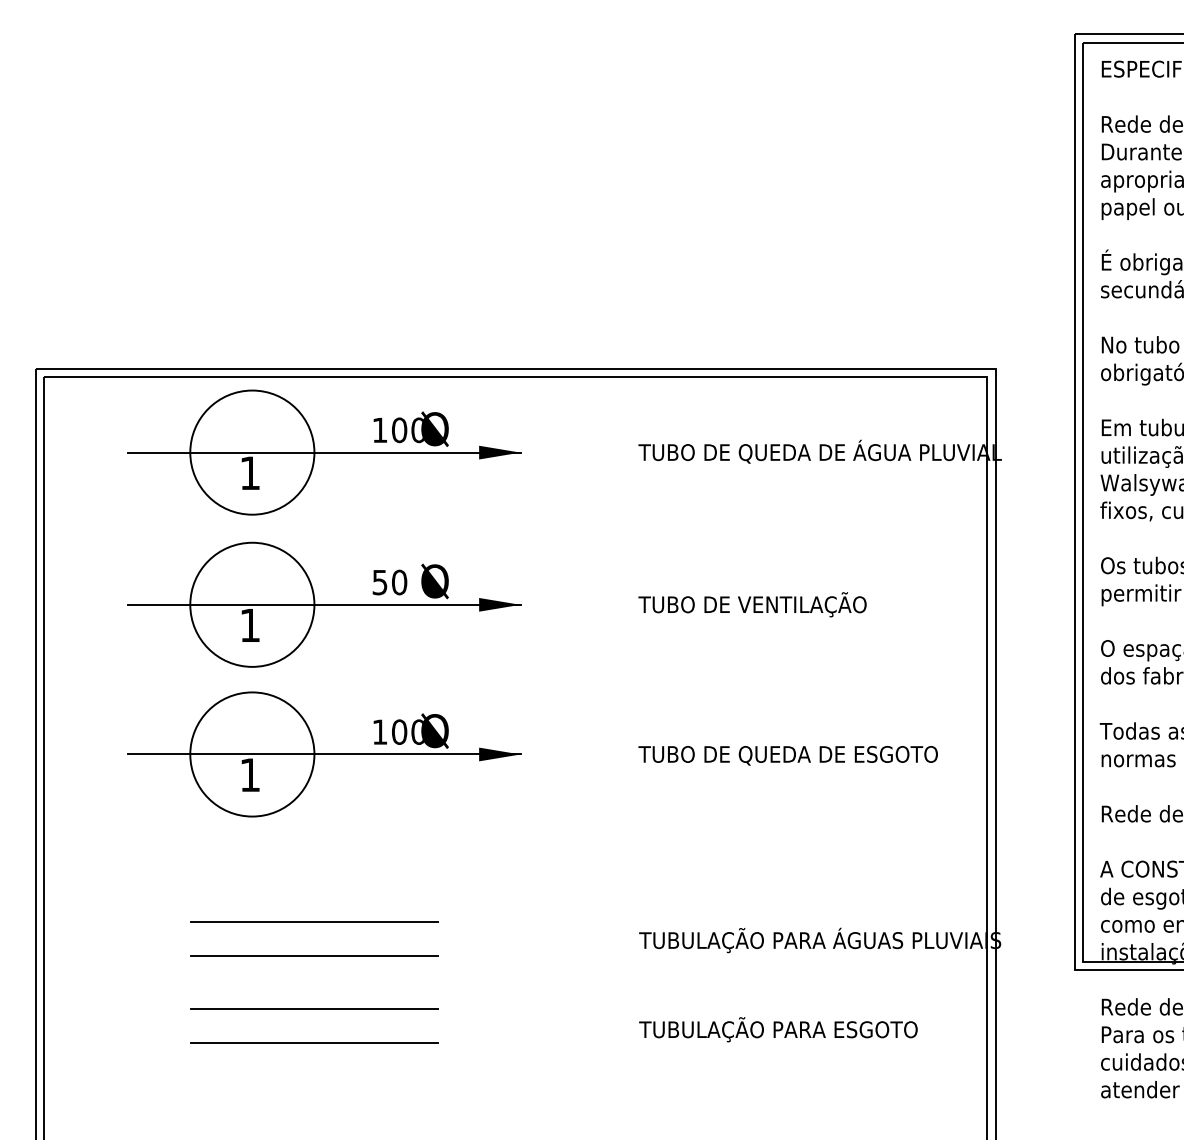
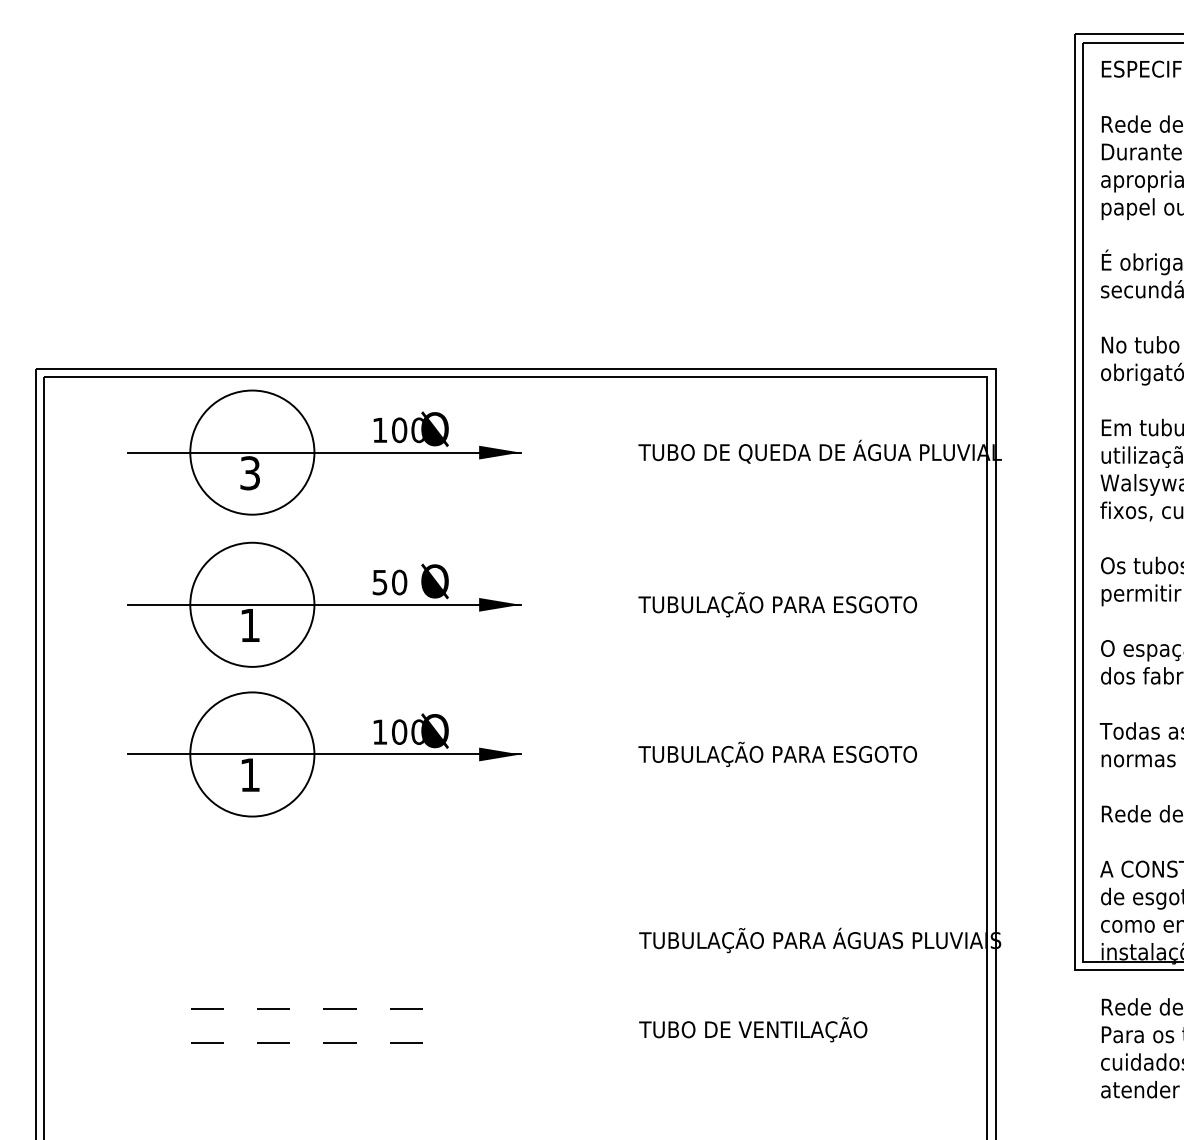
text: 1 -> 3 (249, 473)
text: TUBO DE VENTILAÇÃO -> TUBULAÇÃO PARA ESGOTO (799, 604)
text: TUBO DE QUEDA DE ESGOTO -> TUBULAÇÃO PARA ESGOTO (809, 753)
line: present -> none (314, 922)
line: present -> none (314, 955)
line: solid -> dashed (314, 1008)
text: TUBULAÇÃO PARA ESGOTO -> TUBO DE VENTILAÇÃO (799, 1029)
line: solid -> dashed (314, 1042)
